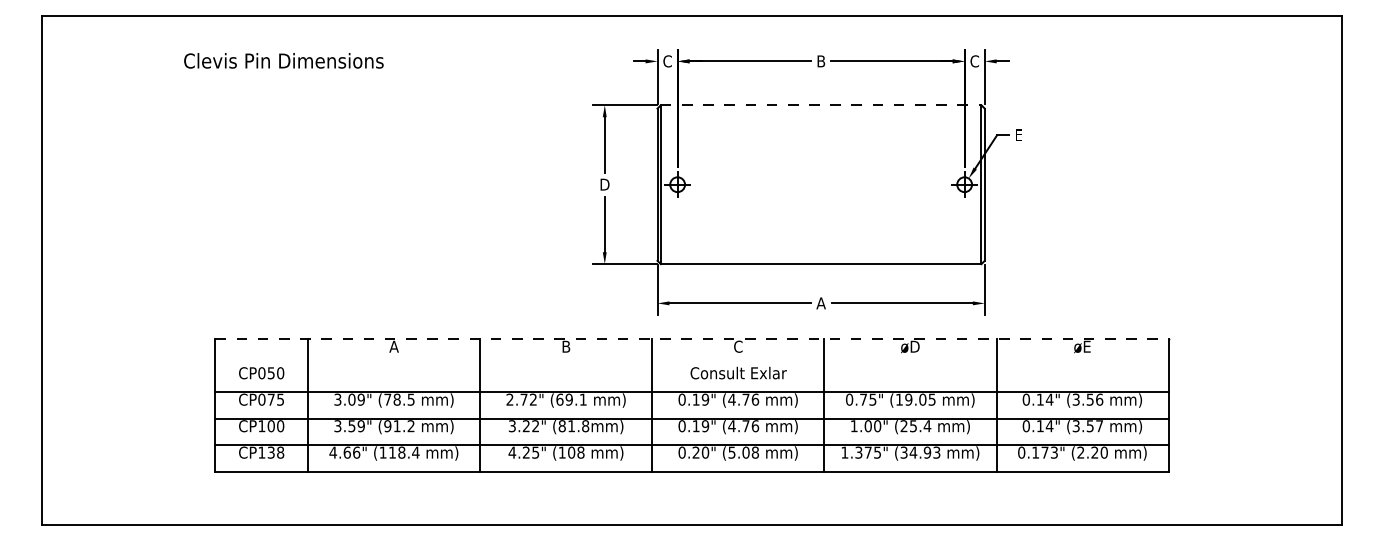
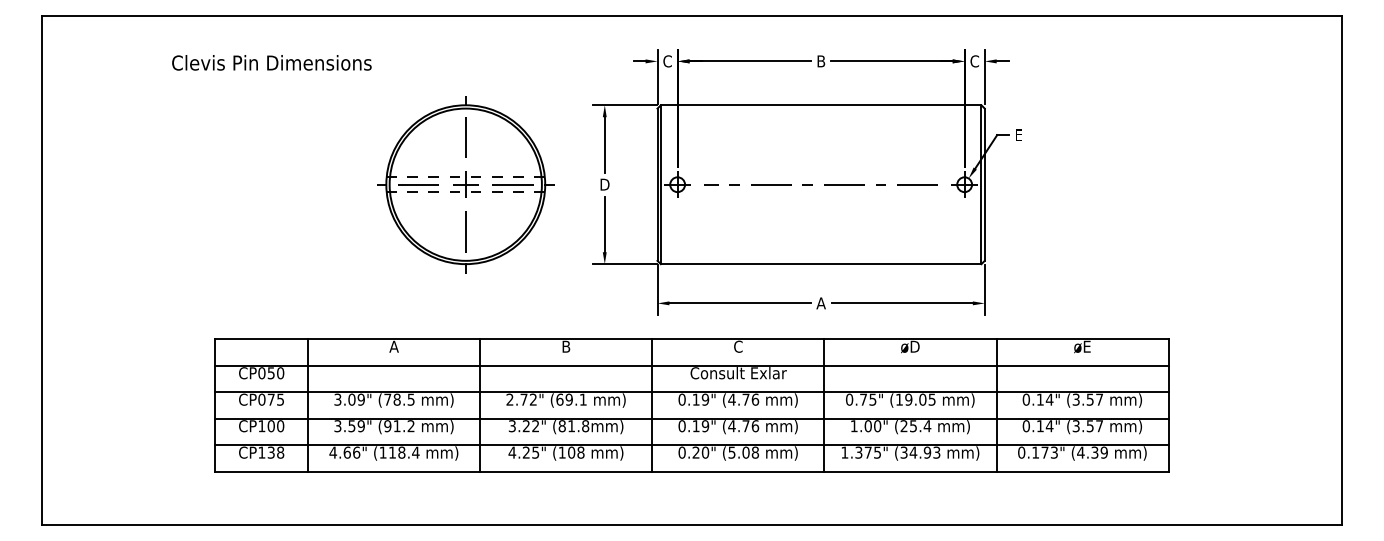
text position: (283, 60) -> (271, 62) (271, 62)
line: dashed -> solid (821, 105)
part: none -> present (465, 184)
line: none -> present (824, 184)
line: dashed -> solid (692, 339)
line: none -> present (691, 365)
text: (3.56 -> (3.57 (1099, 399)
text: (2.20 -> (4.39 (1092, 452)
